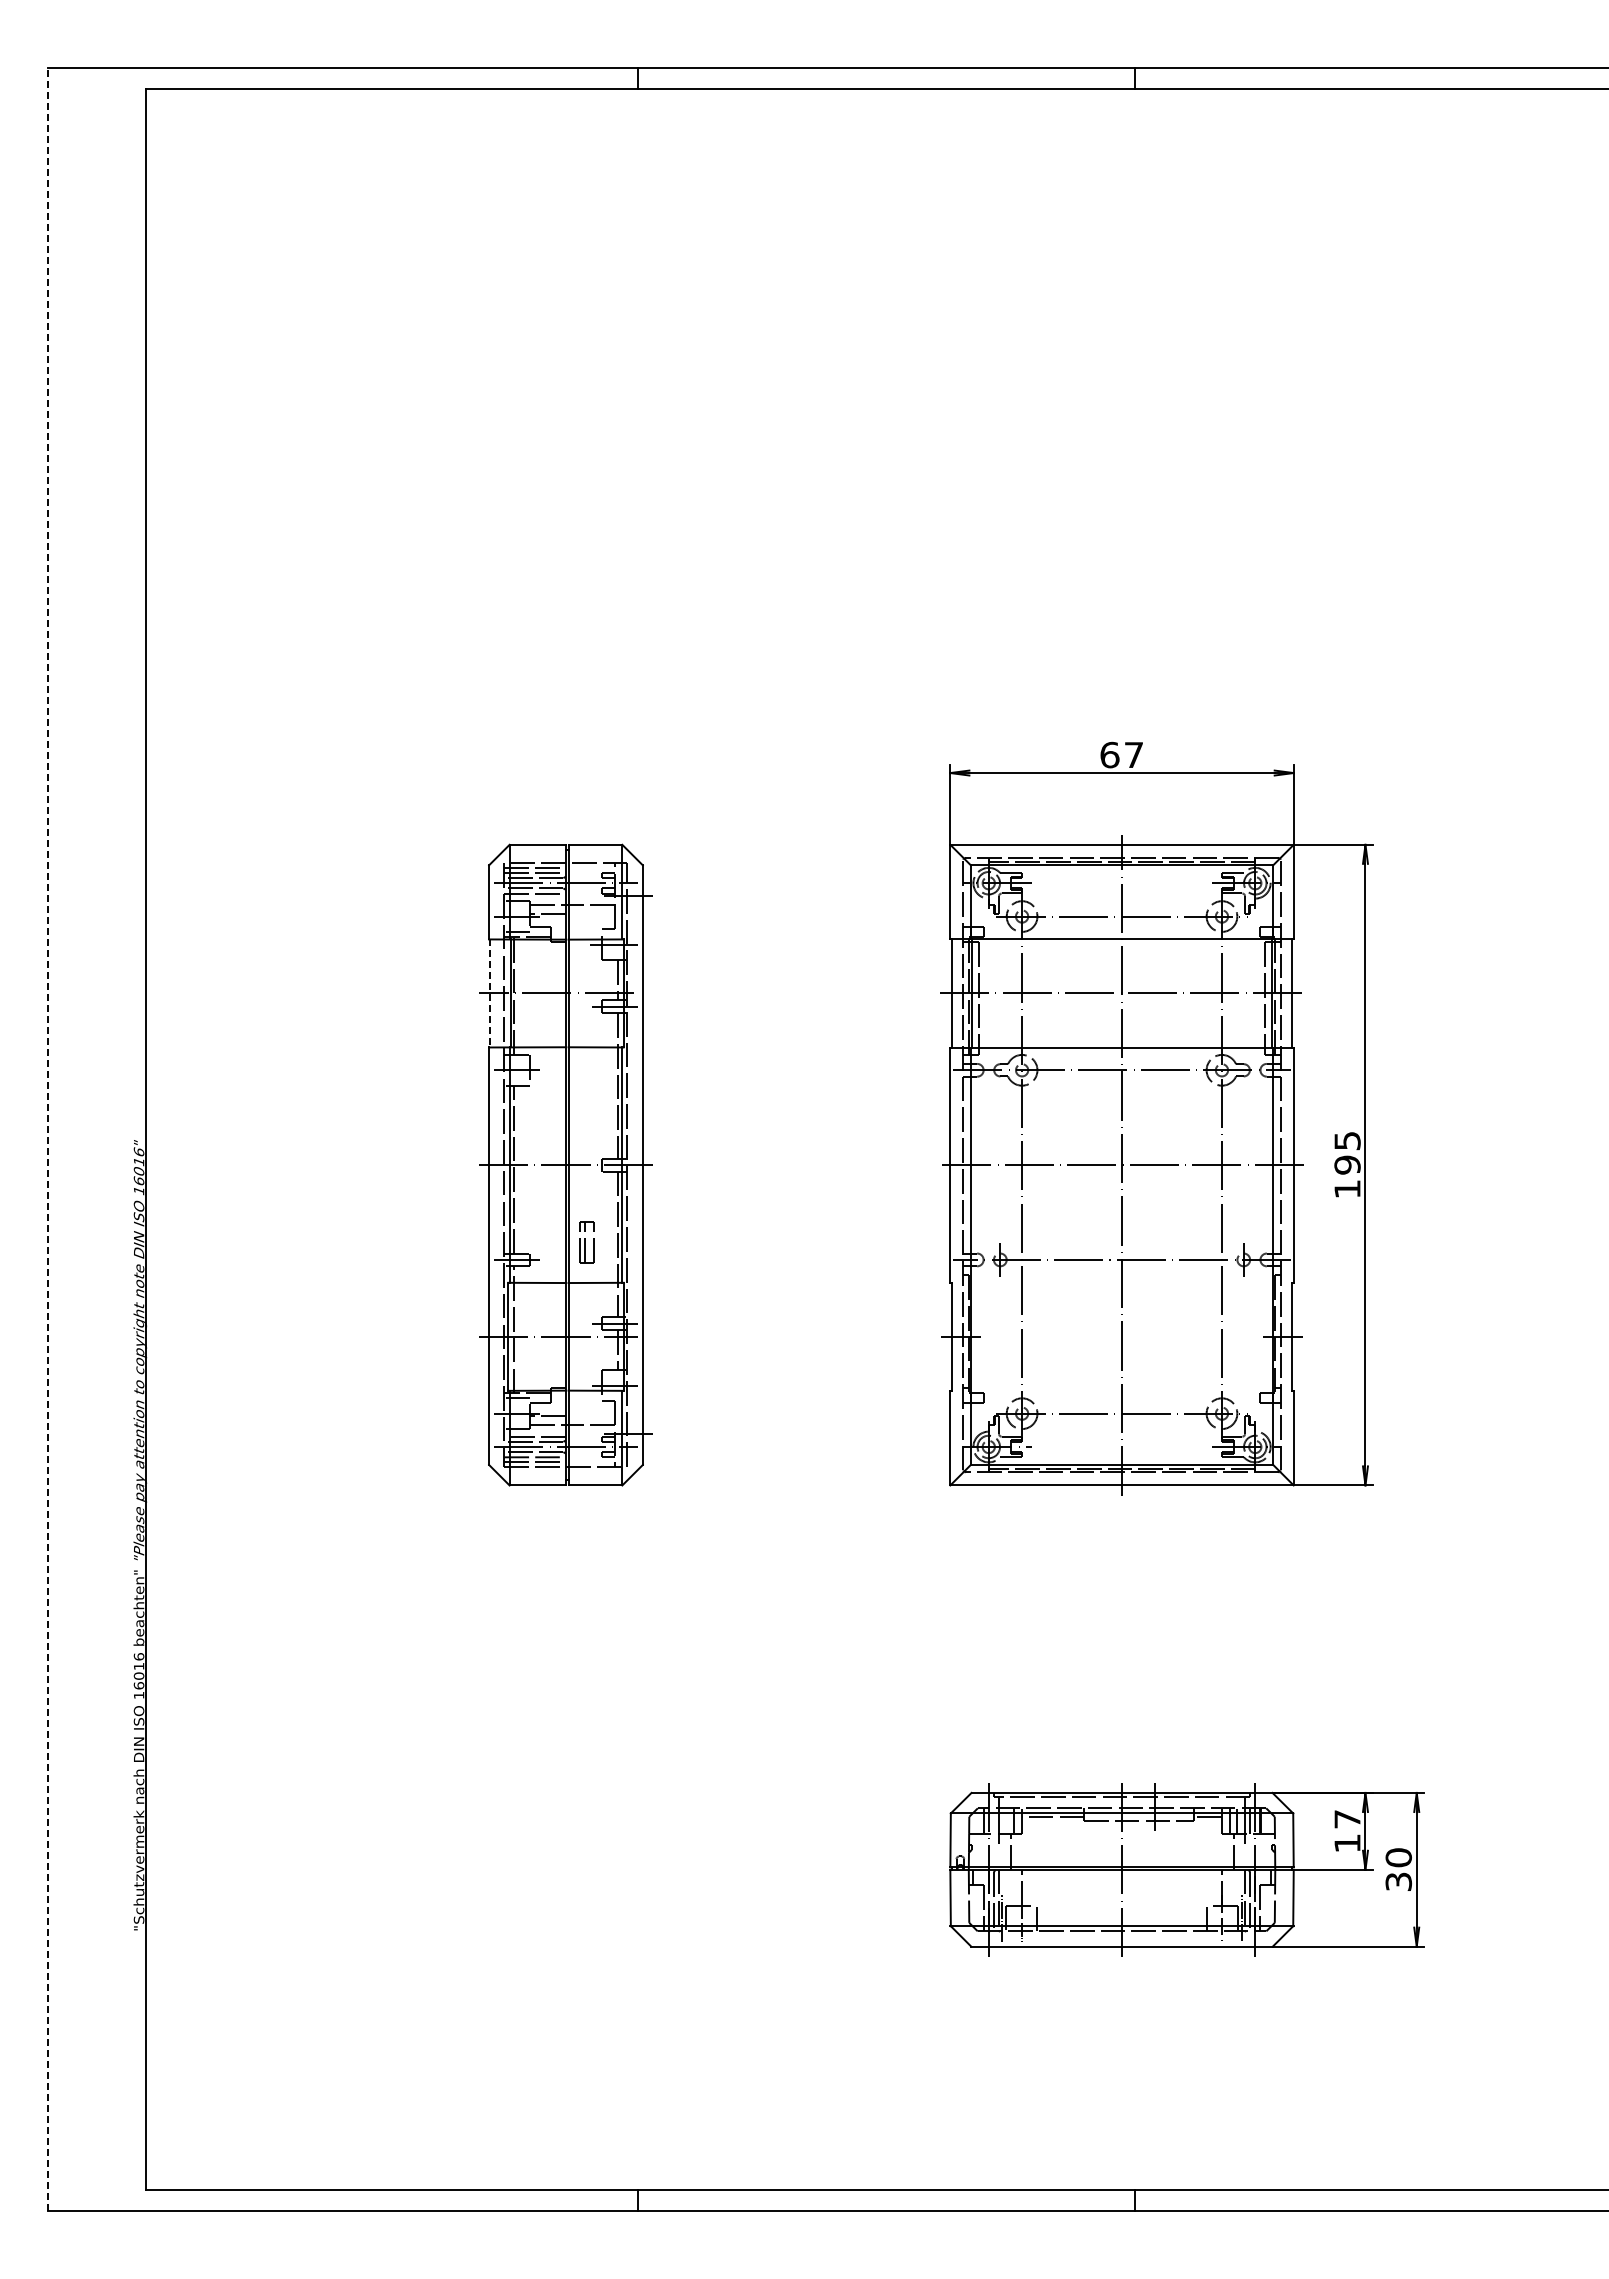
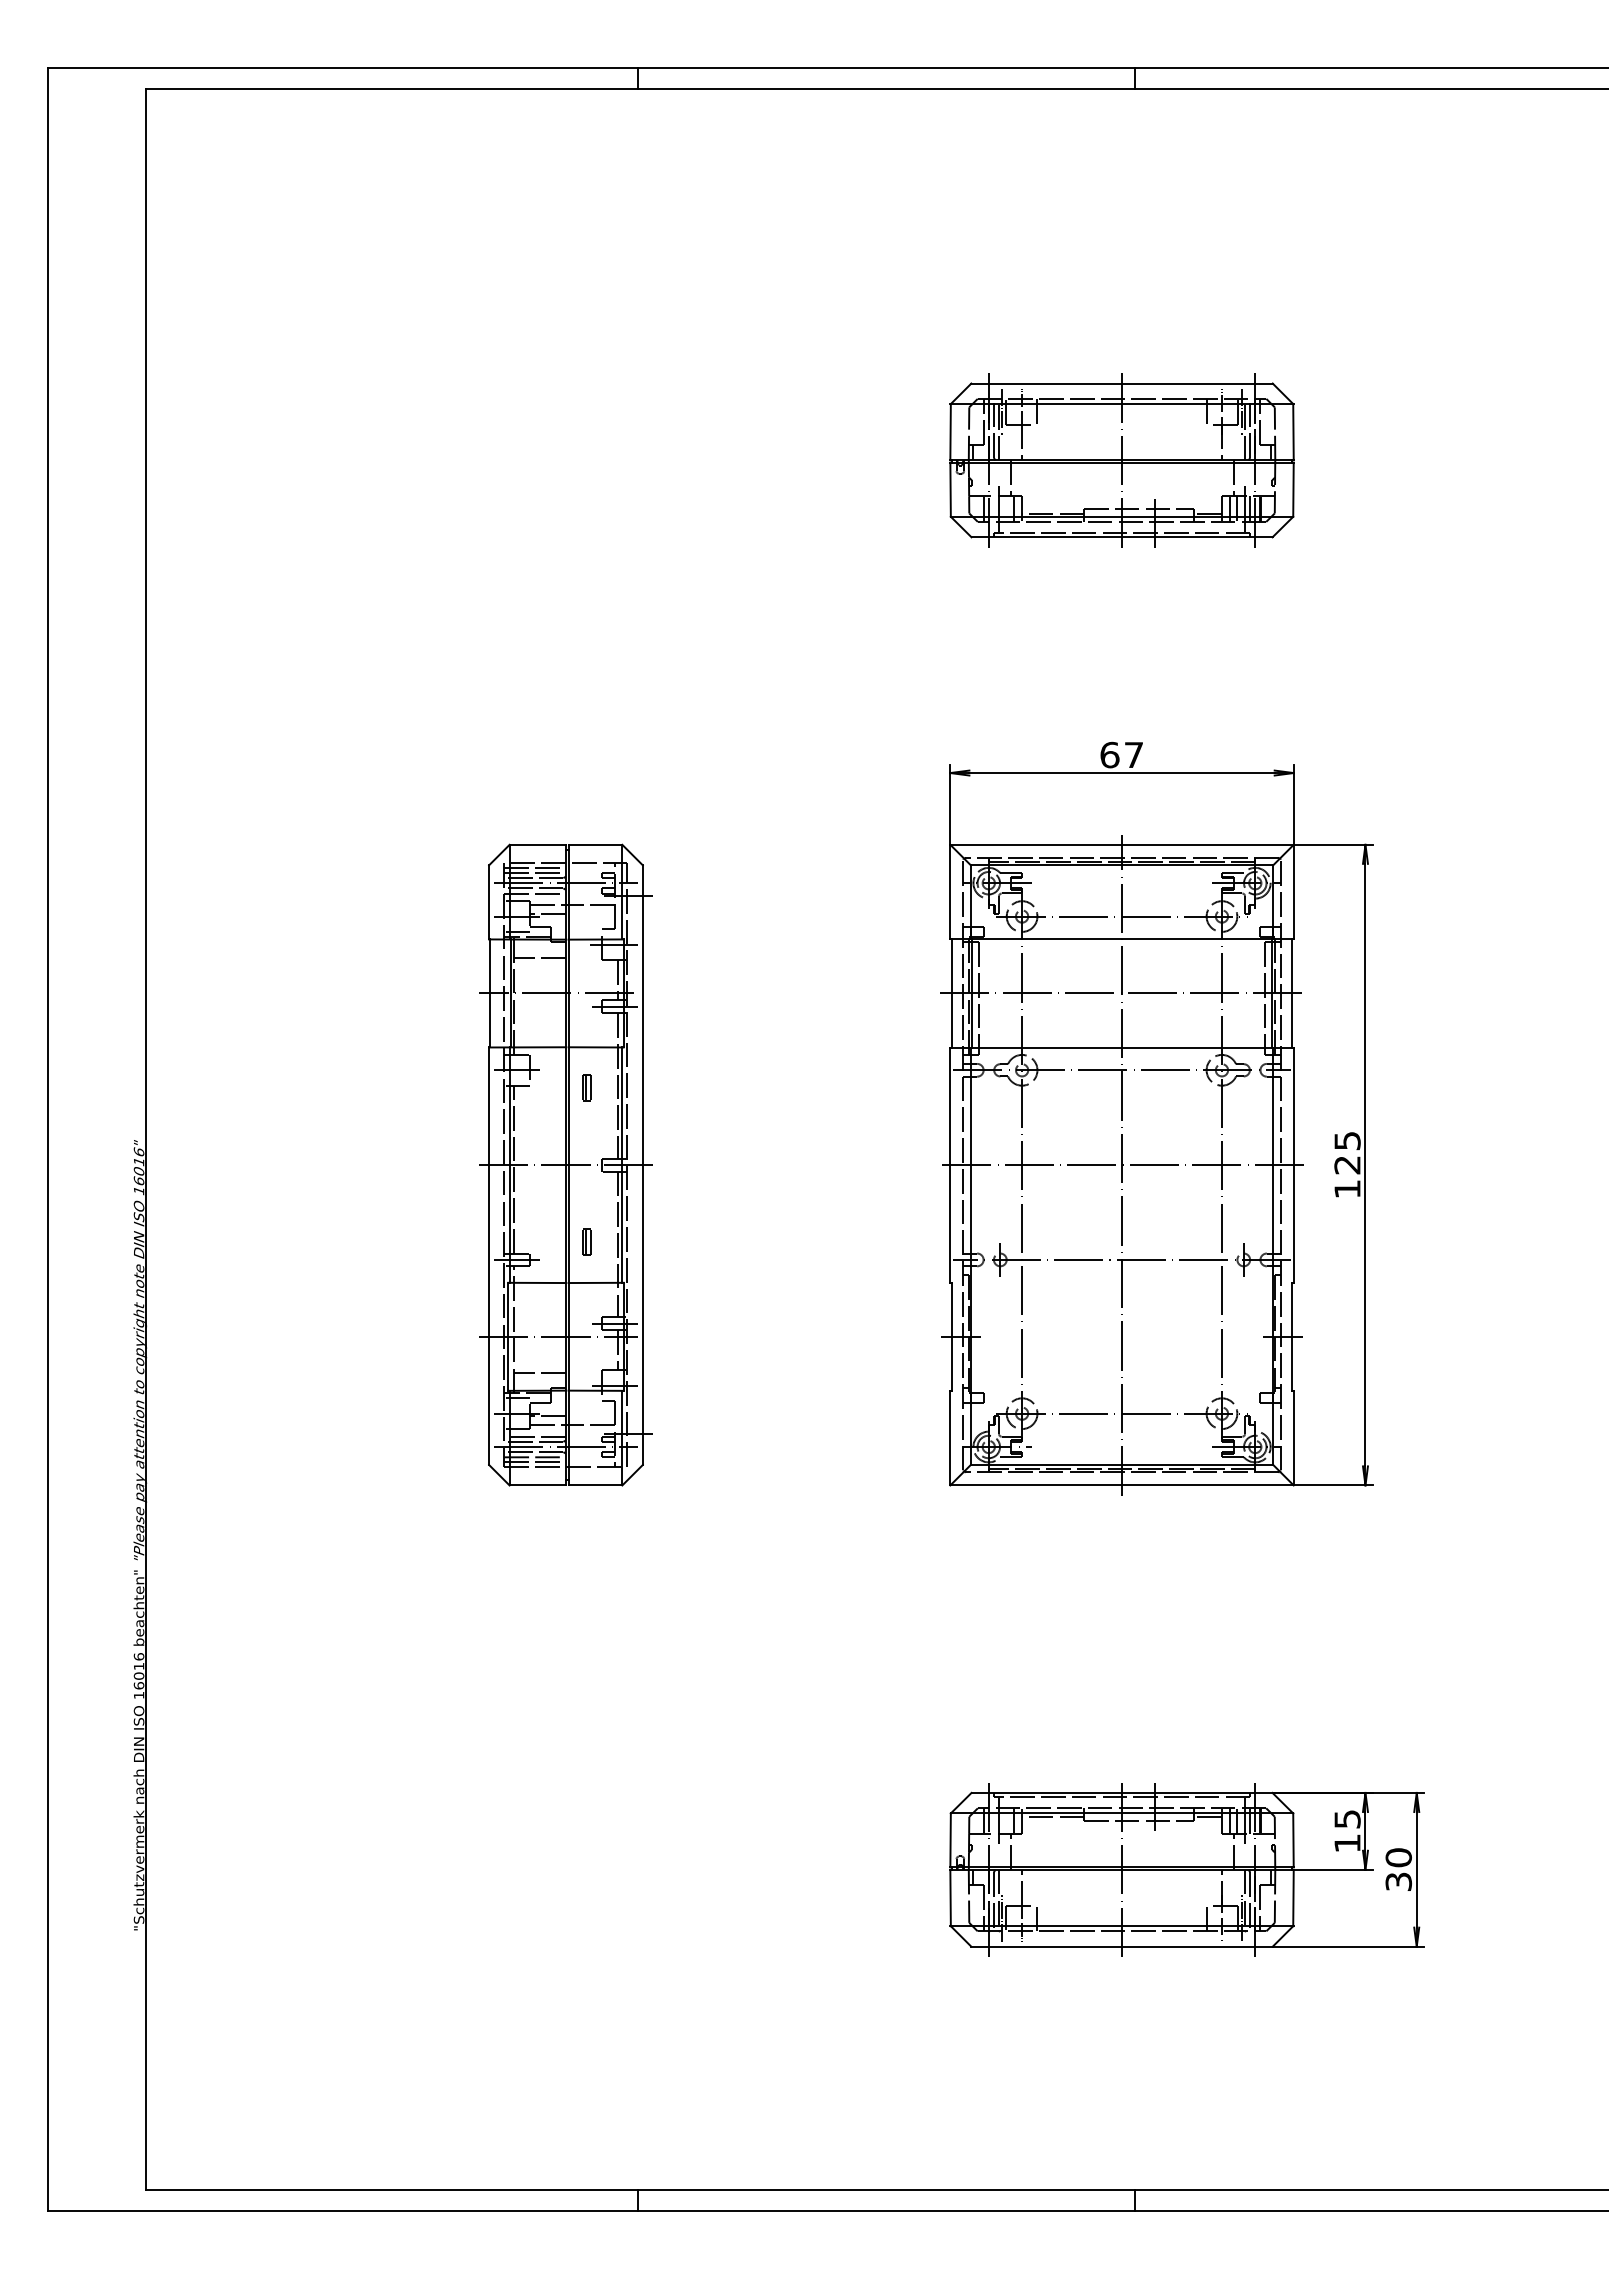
part: none -> present (1121, 460)
line: none -> present (539, 957)
line: dashed -> solid (490, 993)
part: none -> present (586, 1087)
line: dashed -> solid (48, 1139)
text: 195 -> 125 (1347, 1164)
part size: 16x43 px -> 10x28 px (586, 1241)
line: none -> present (539, 1372)
text: 17 -> 15 (1347, 1819)
